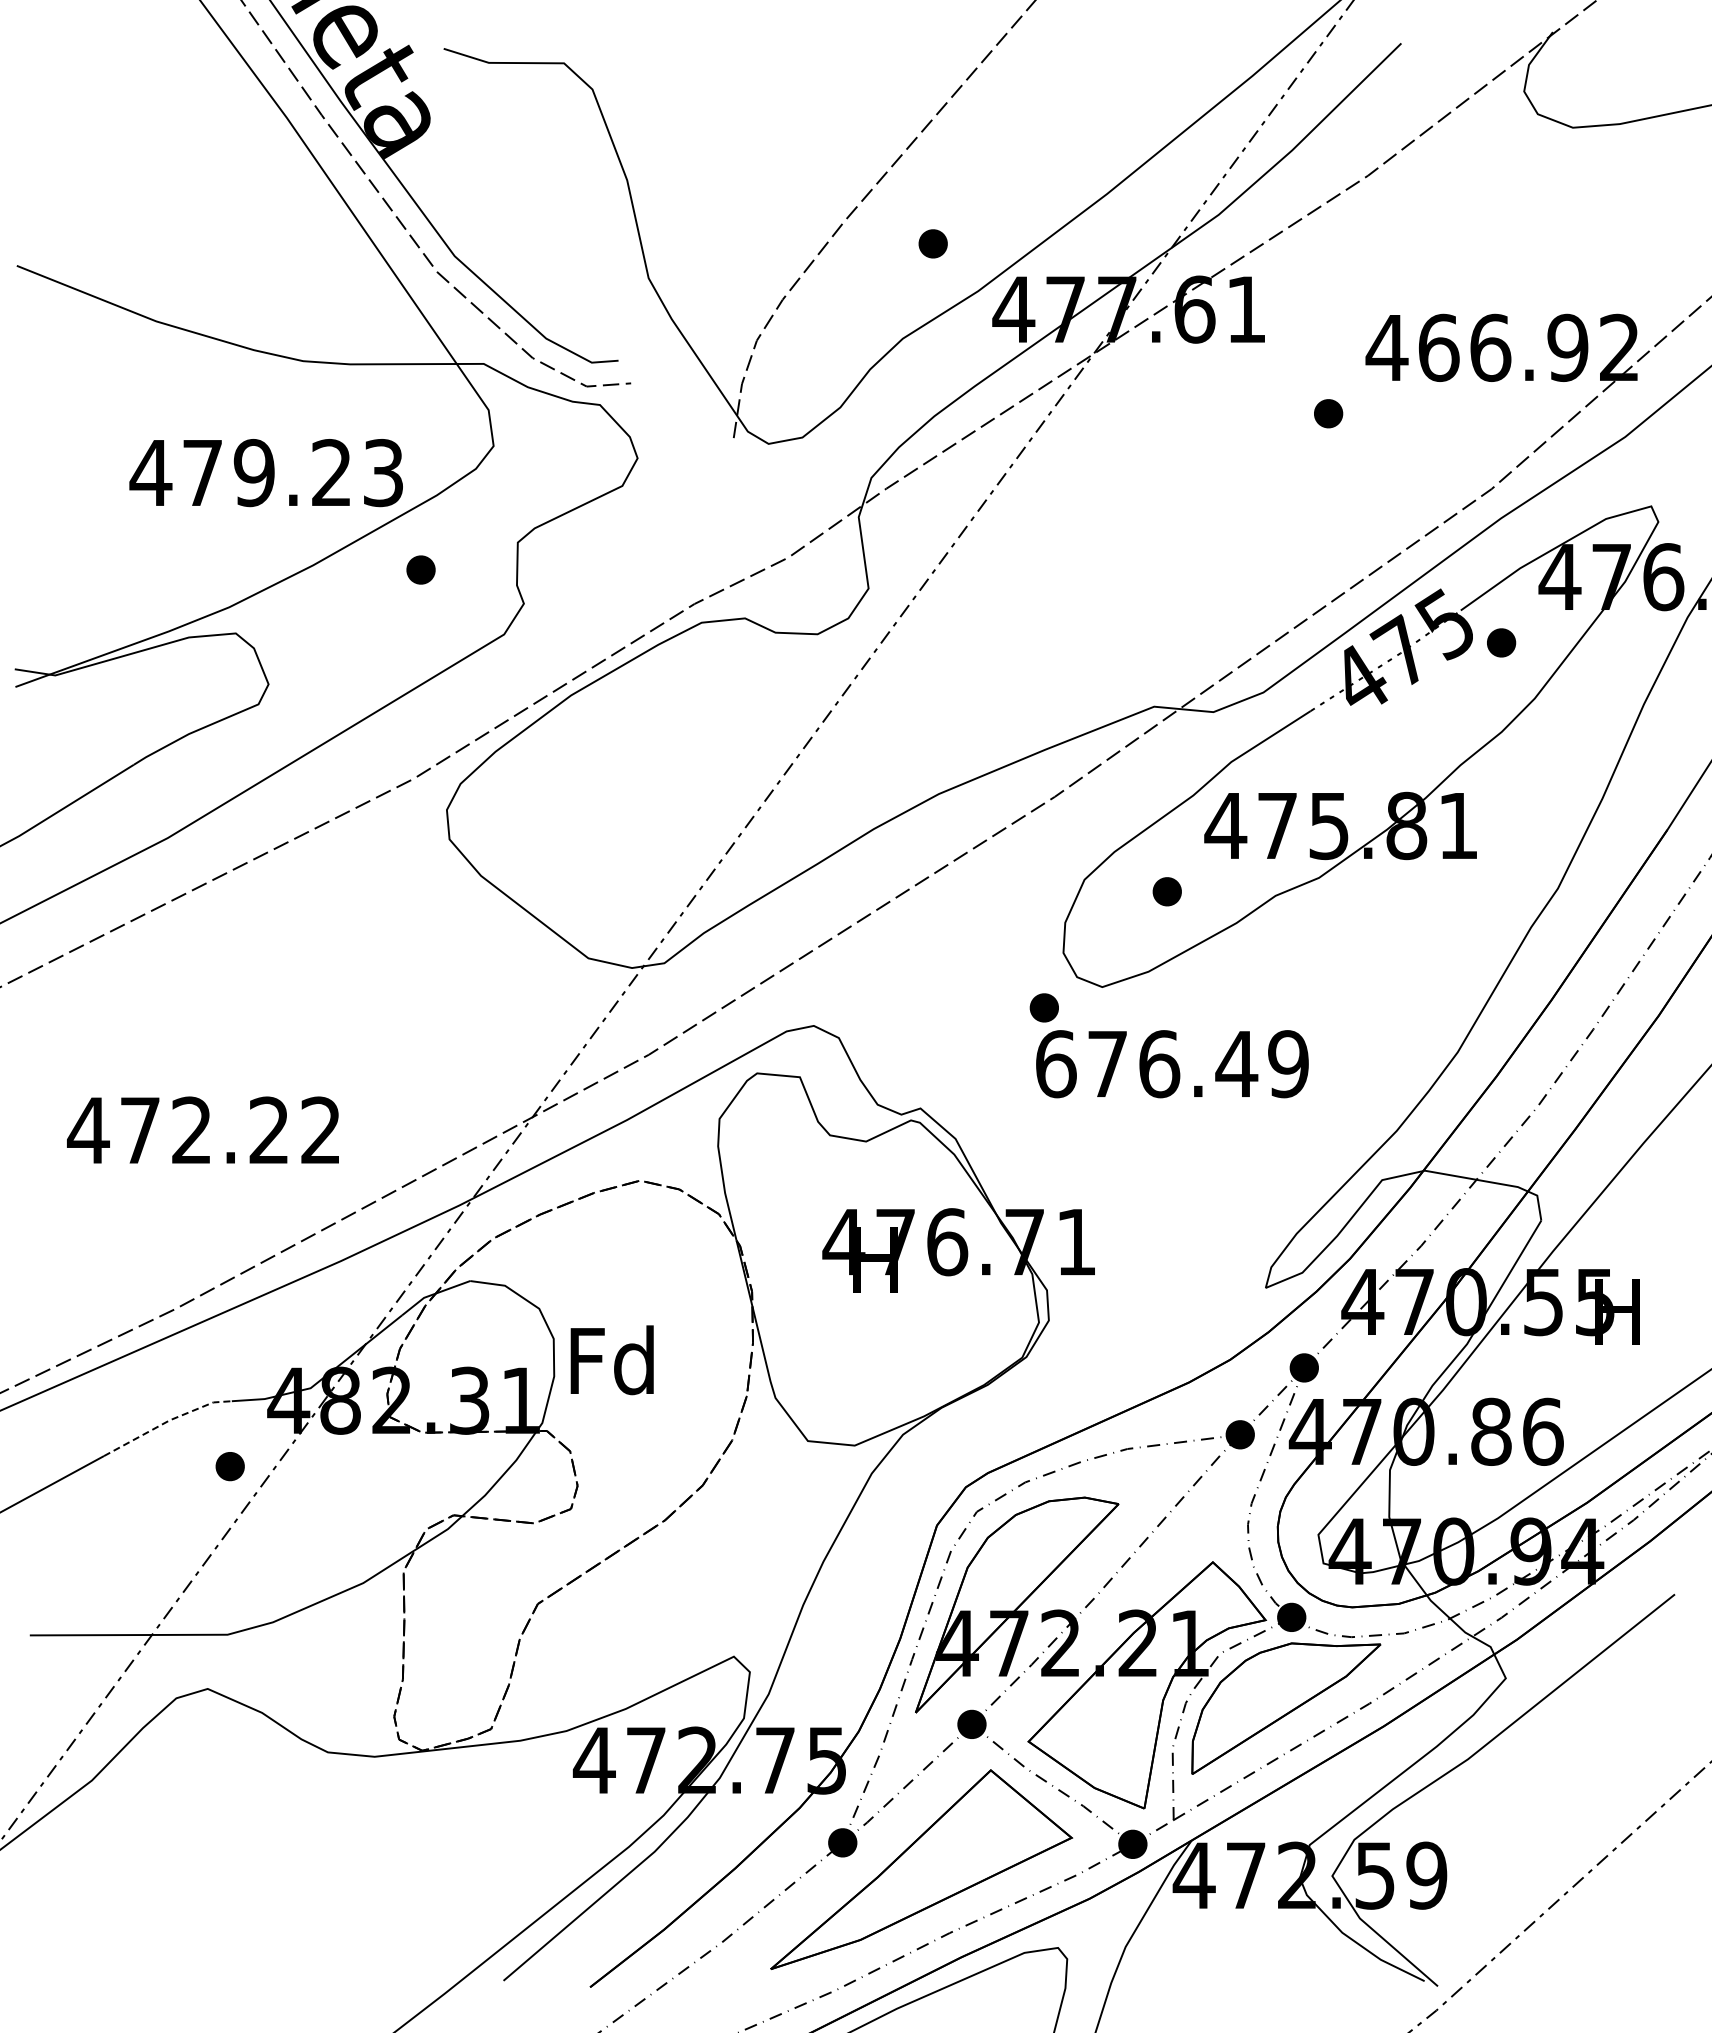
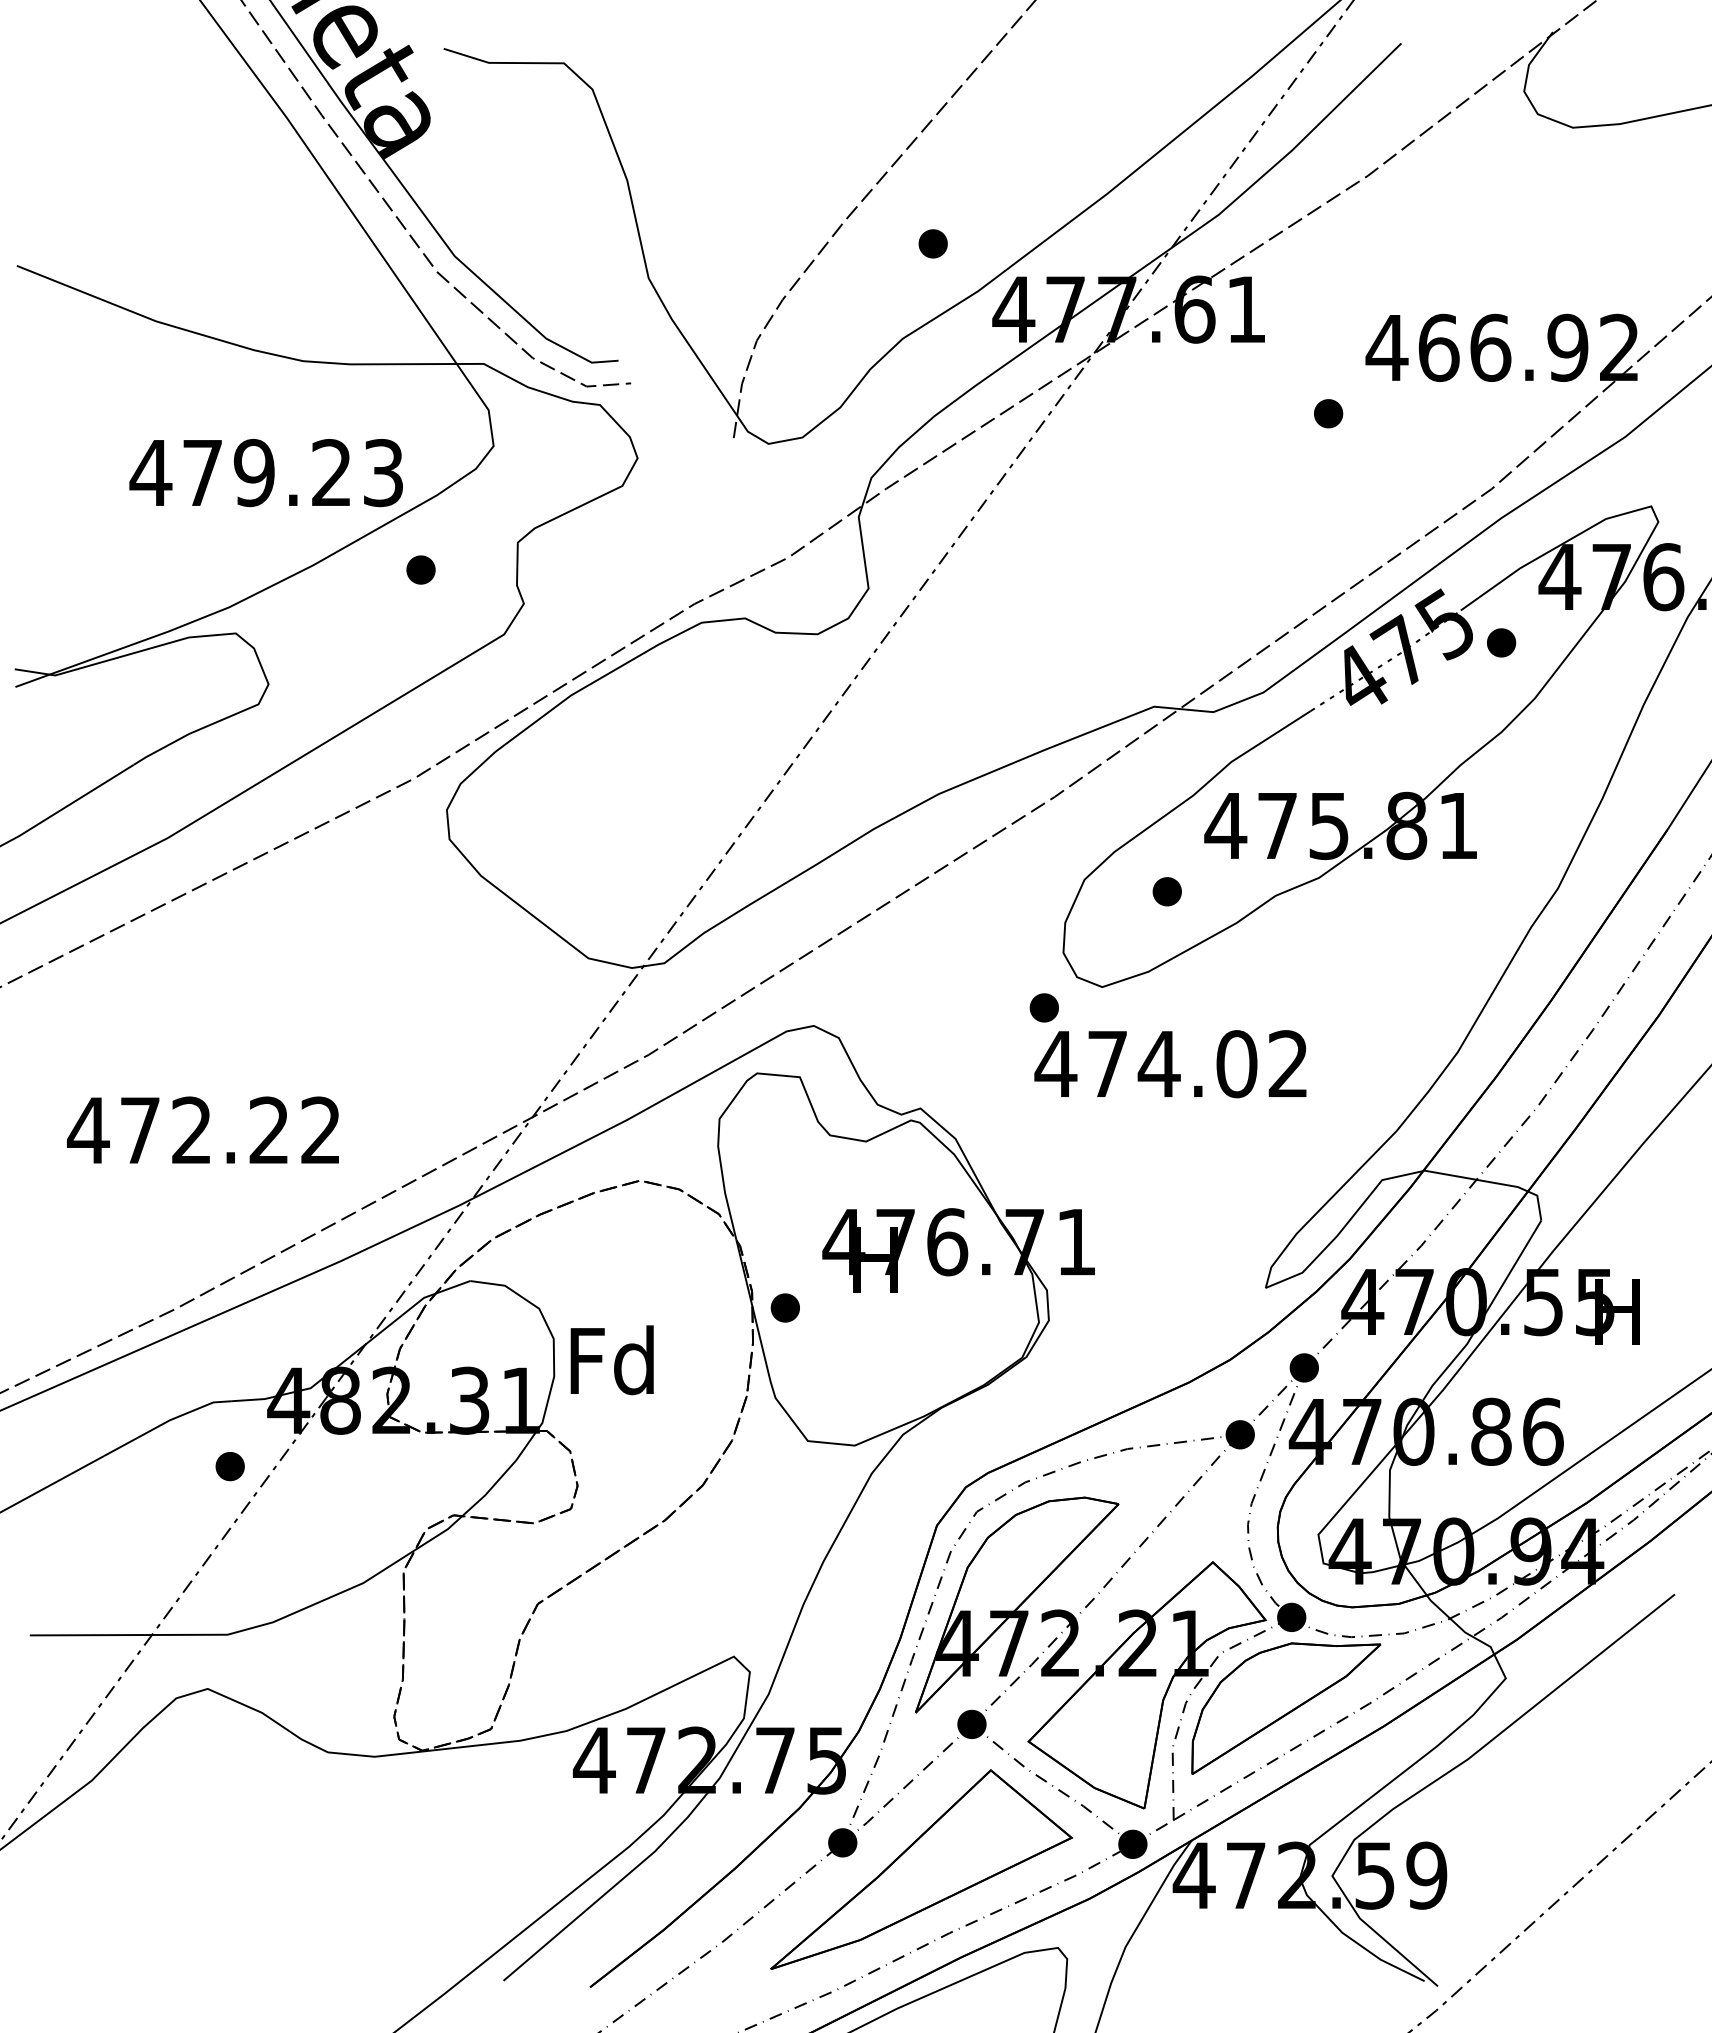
text: 676.49 -> 474.02 (1171, 1064)
part: none -> present (784, 1307)
line: dashed -> solid (167, 1421)
